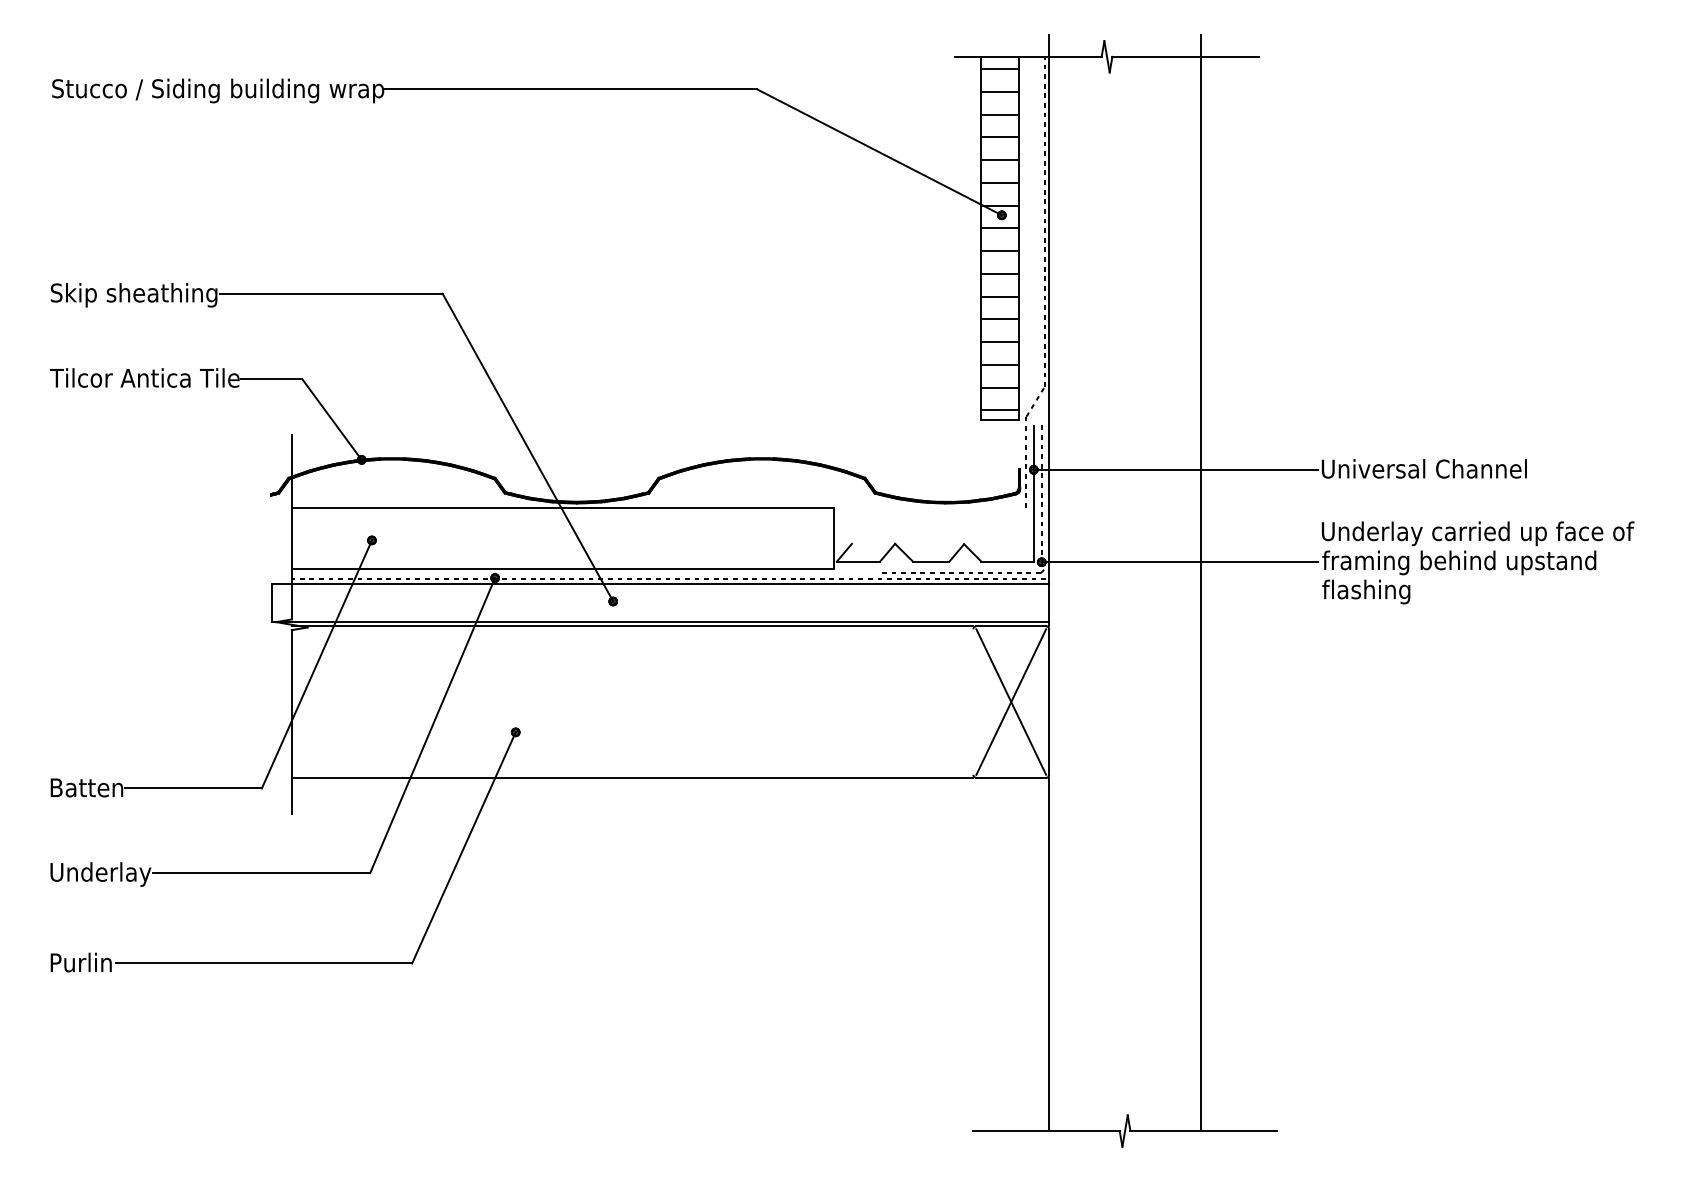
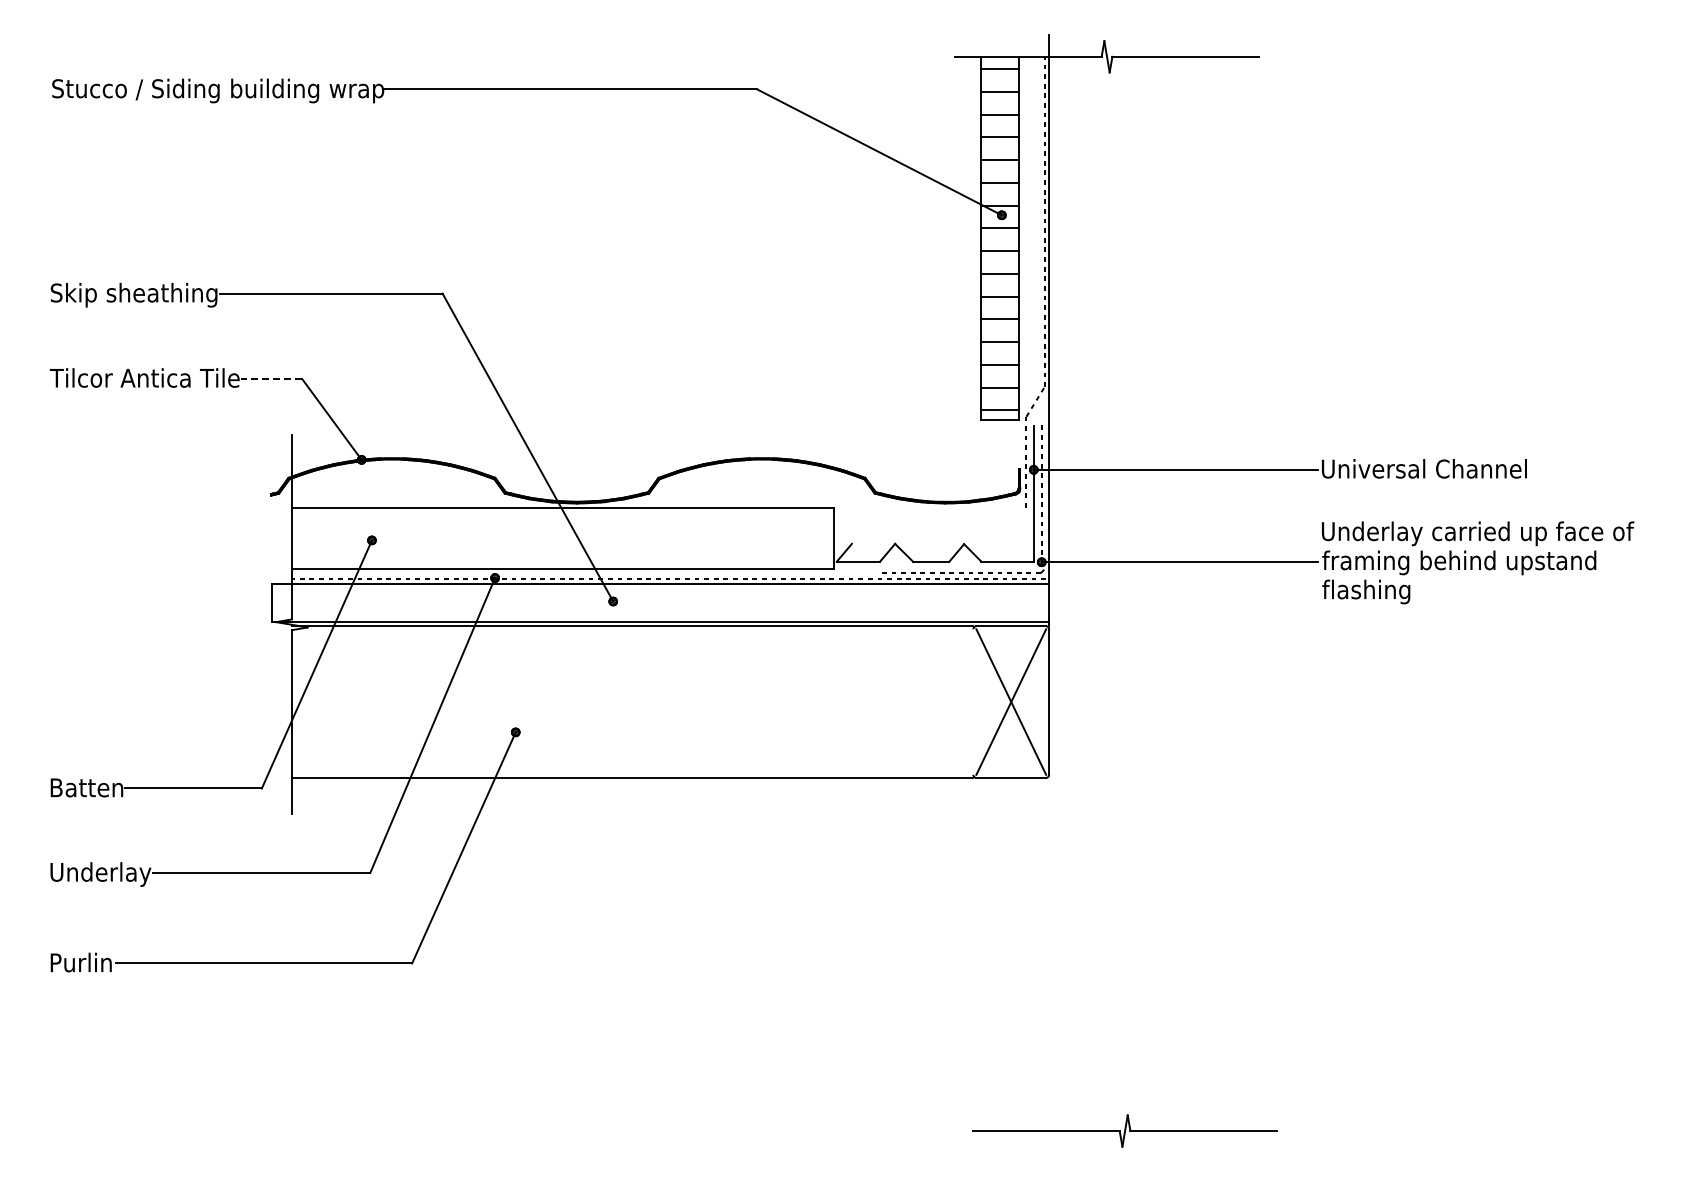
line: solid -> dashed (271, 379)
line: present -> none (1200, 583)
line: present -> none (1049, 954)
